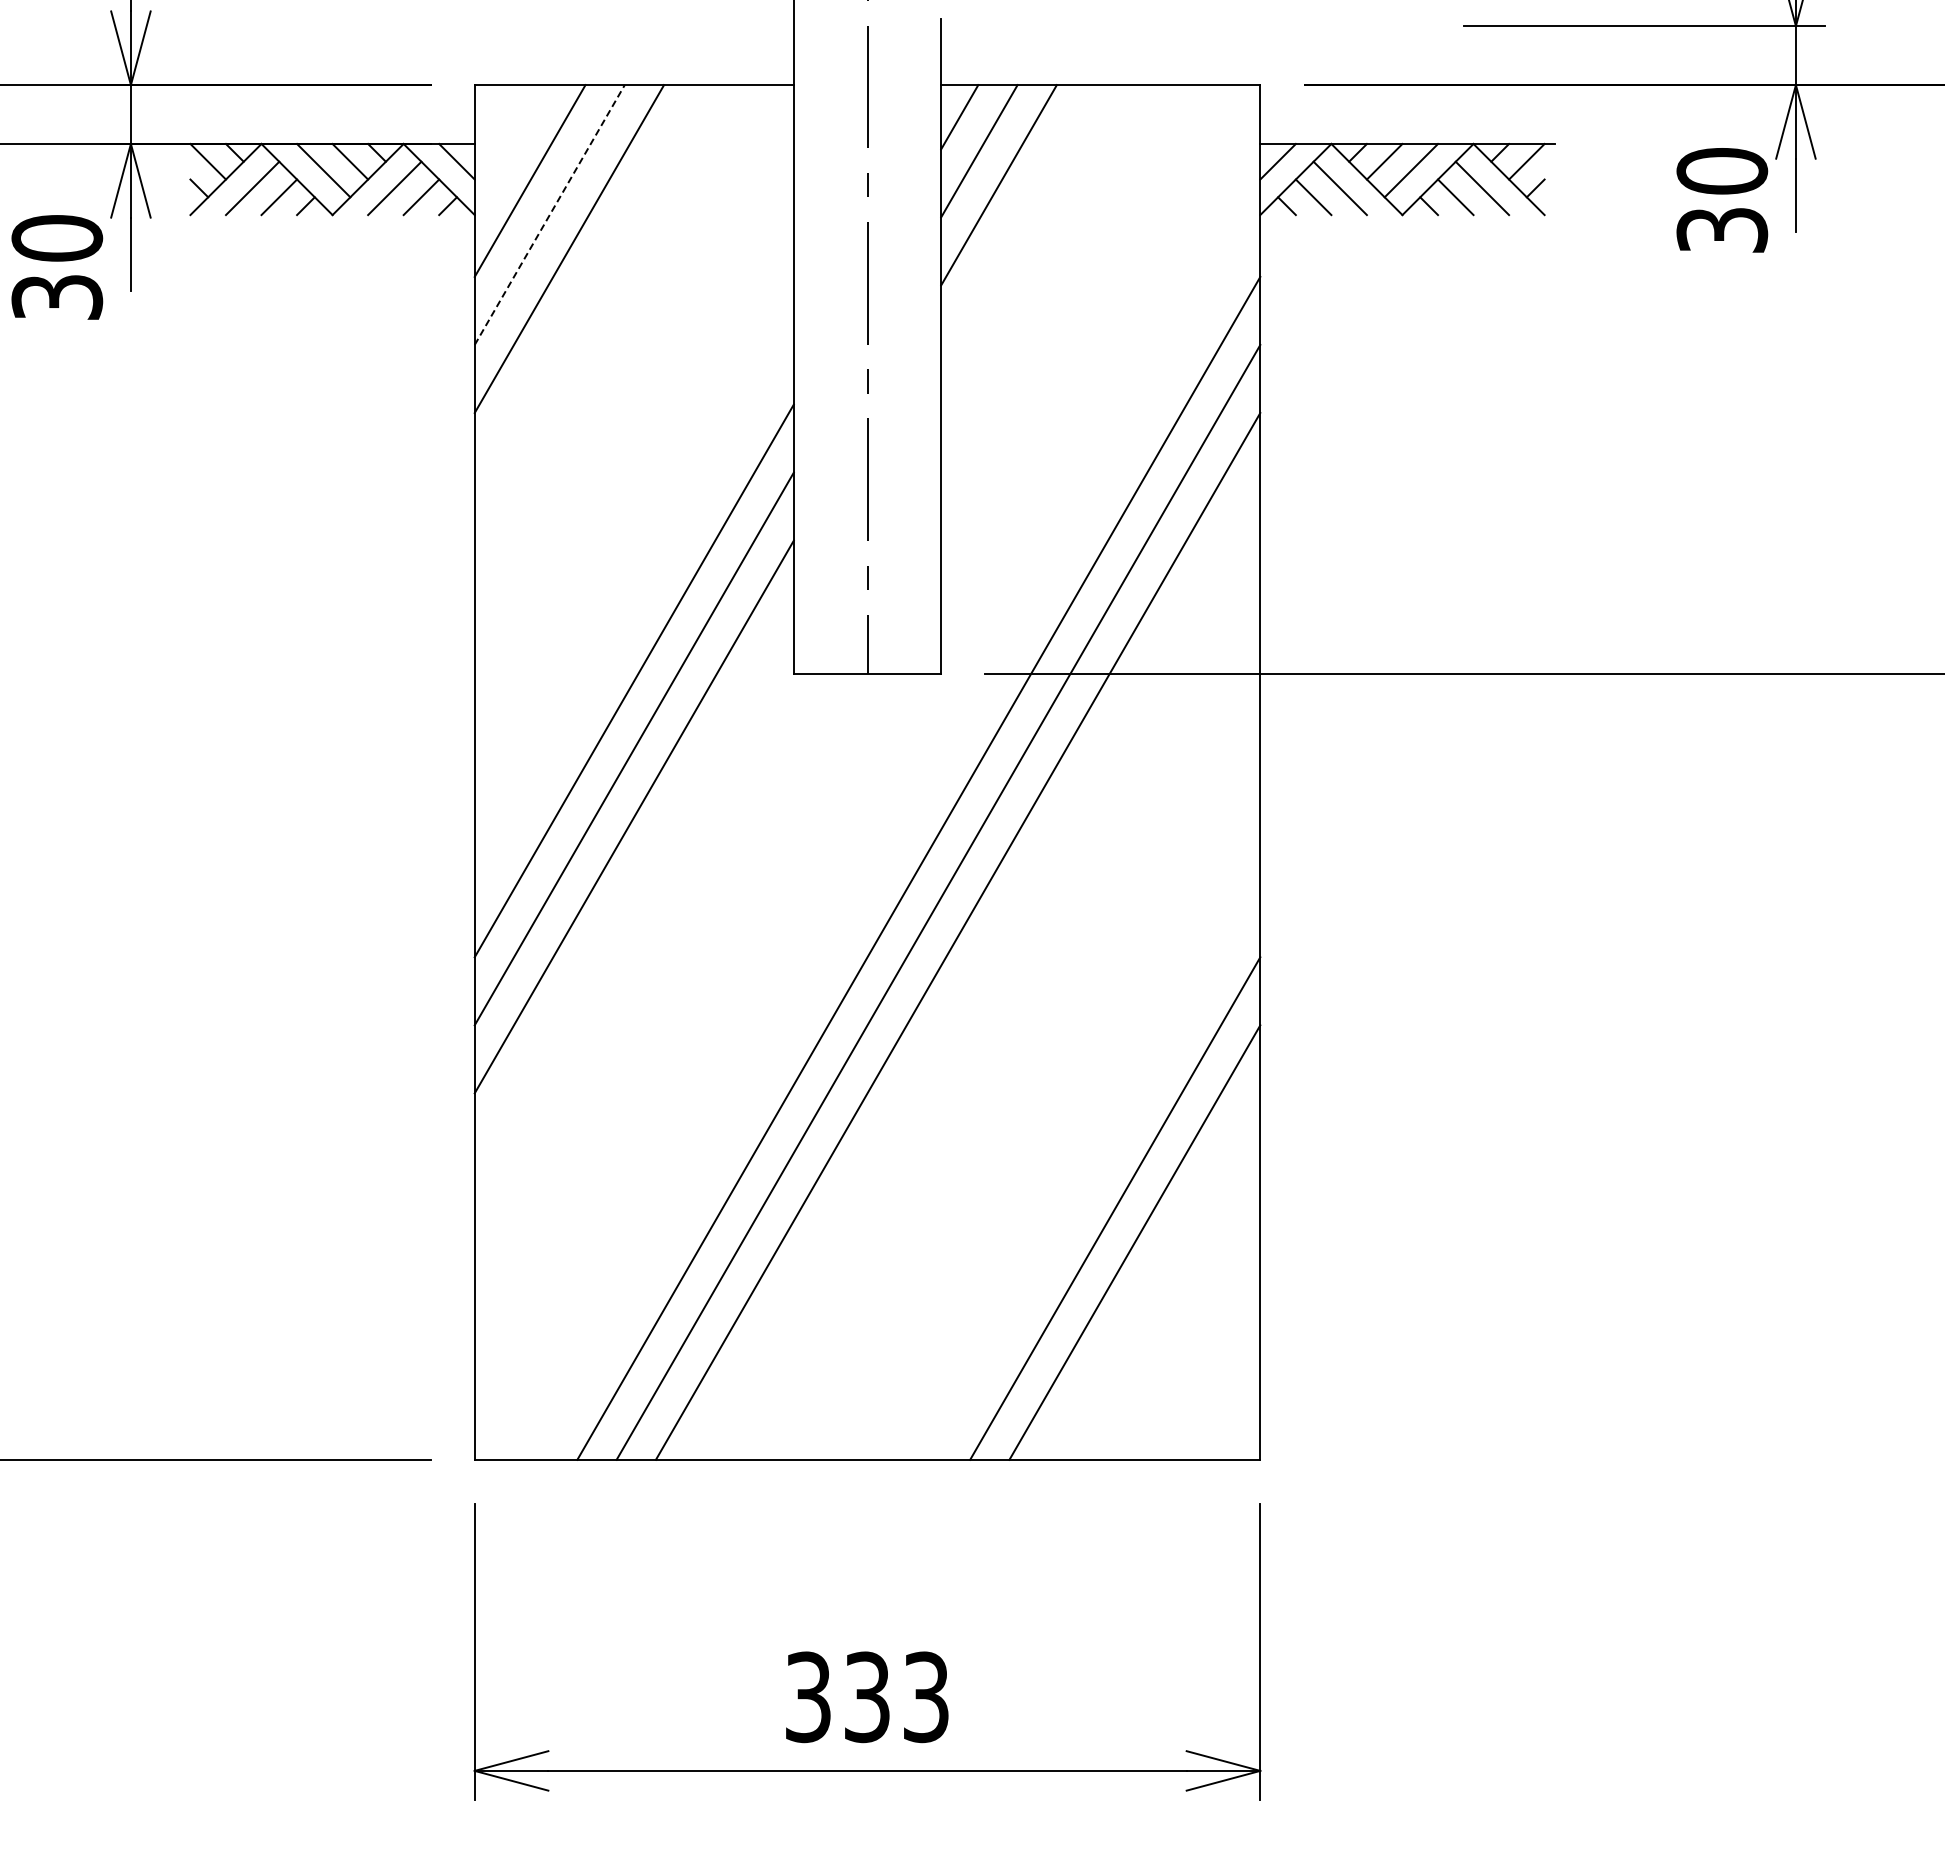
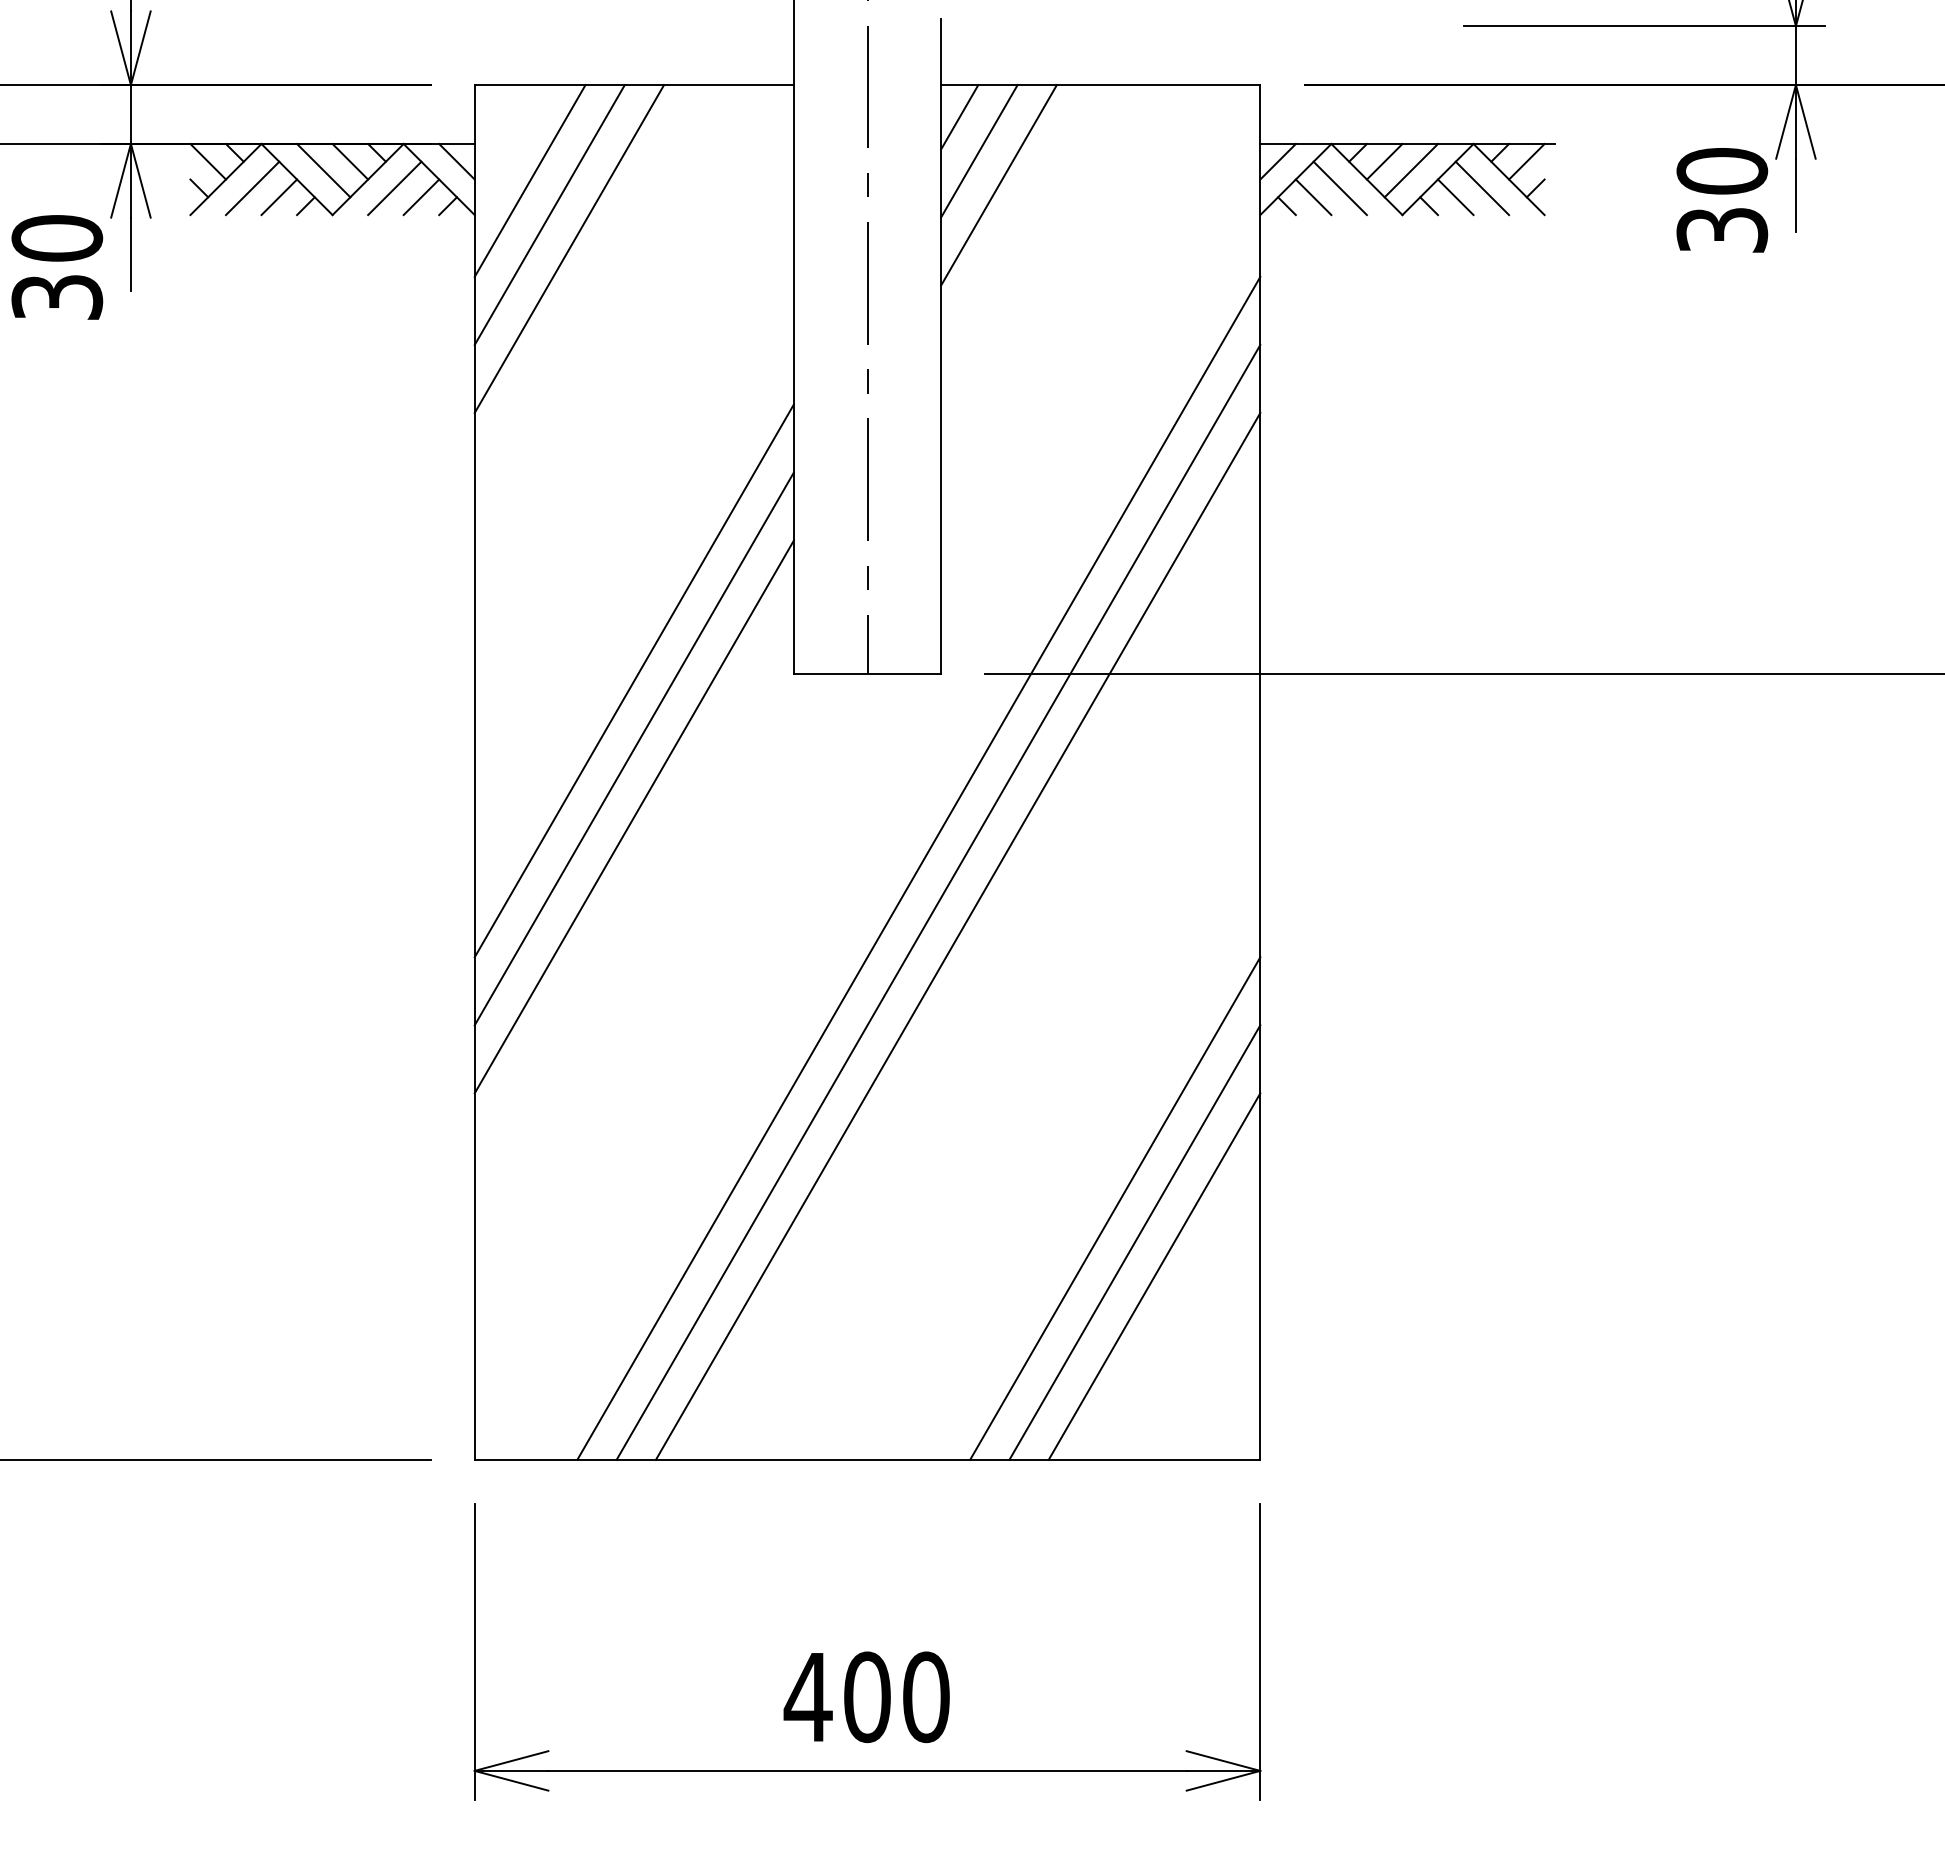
line: dashed -> solid (550, 214)
line: none -> present (1154, 1276)
text: 333 -> 400 (866, 1697)
